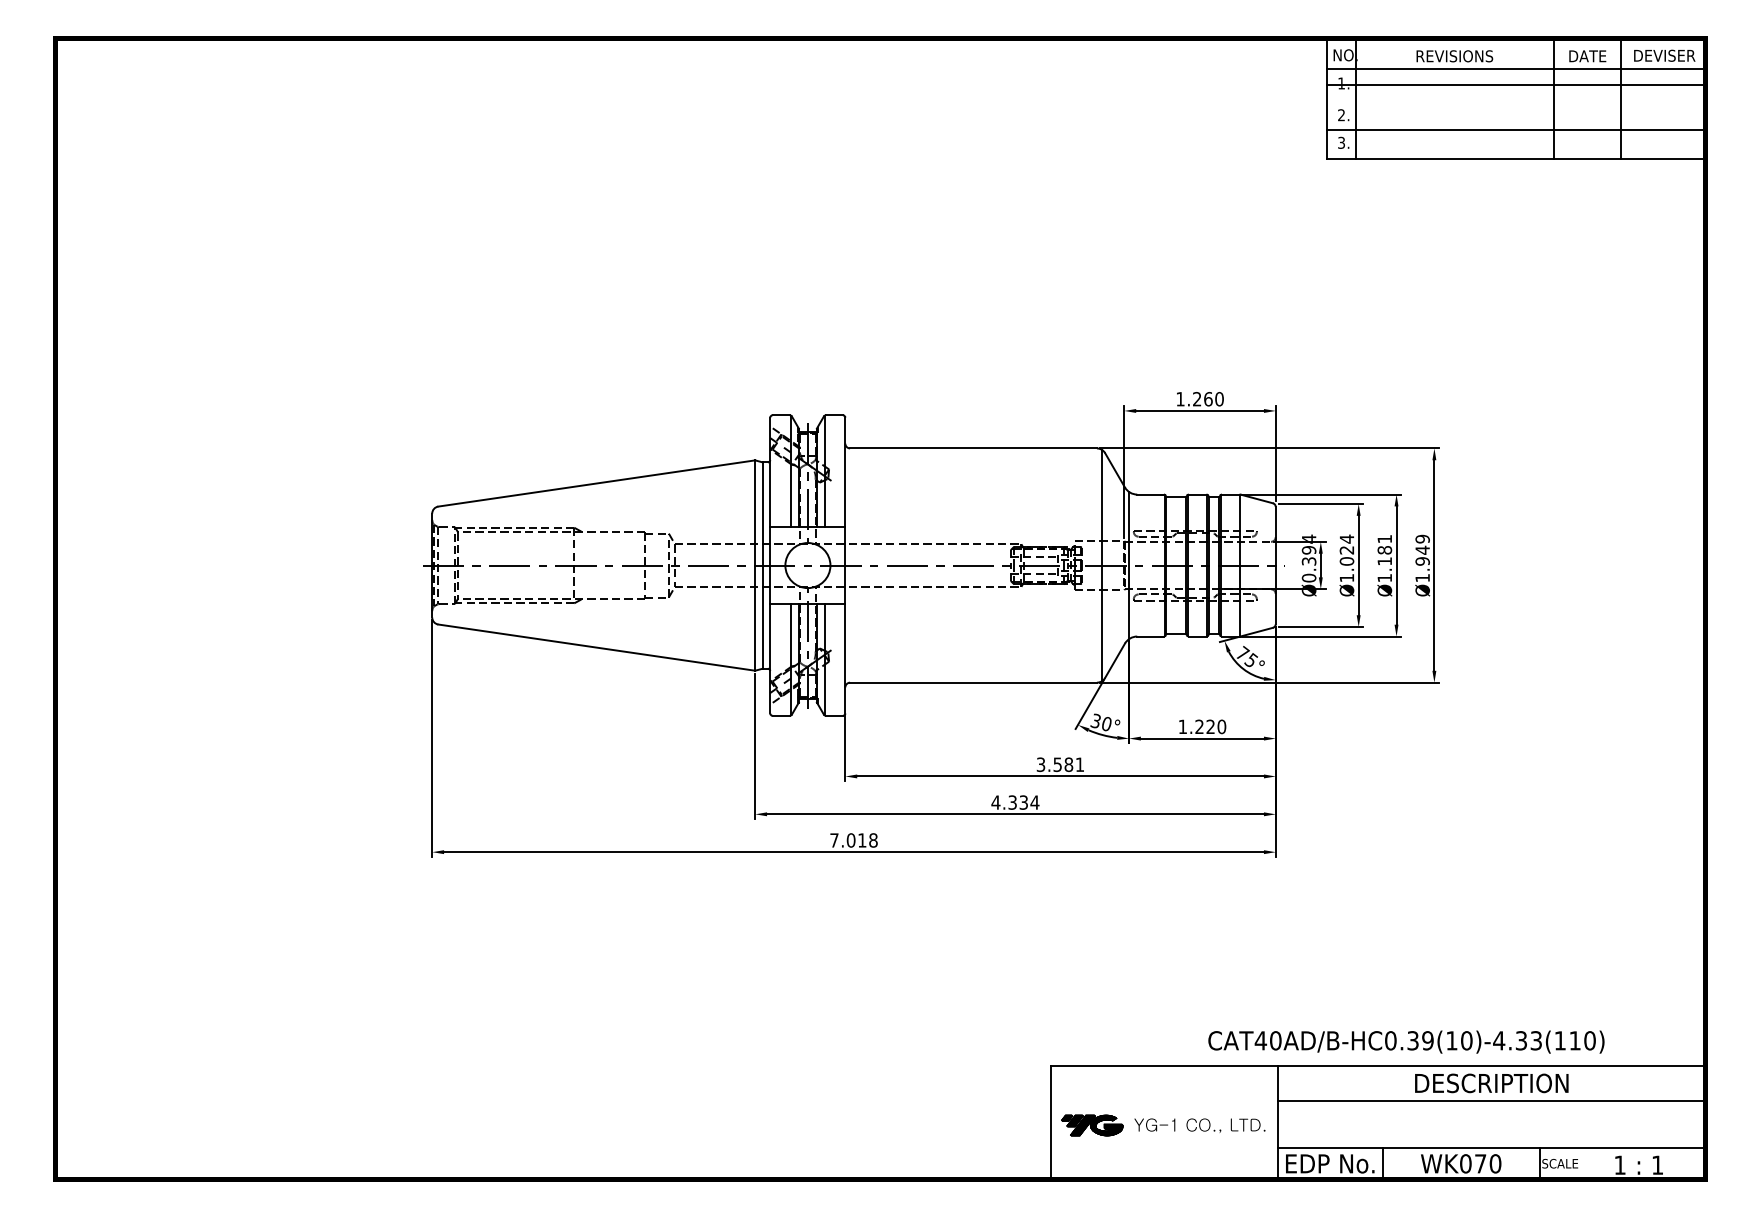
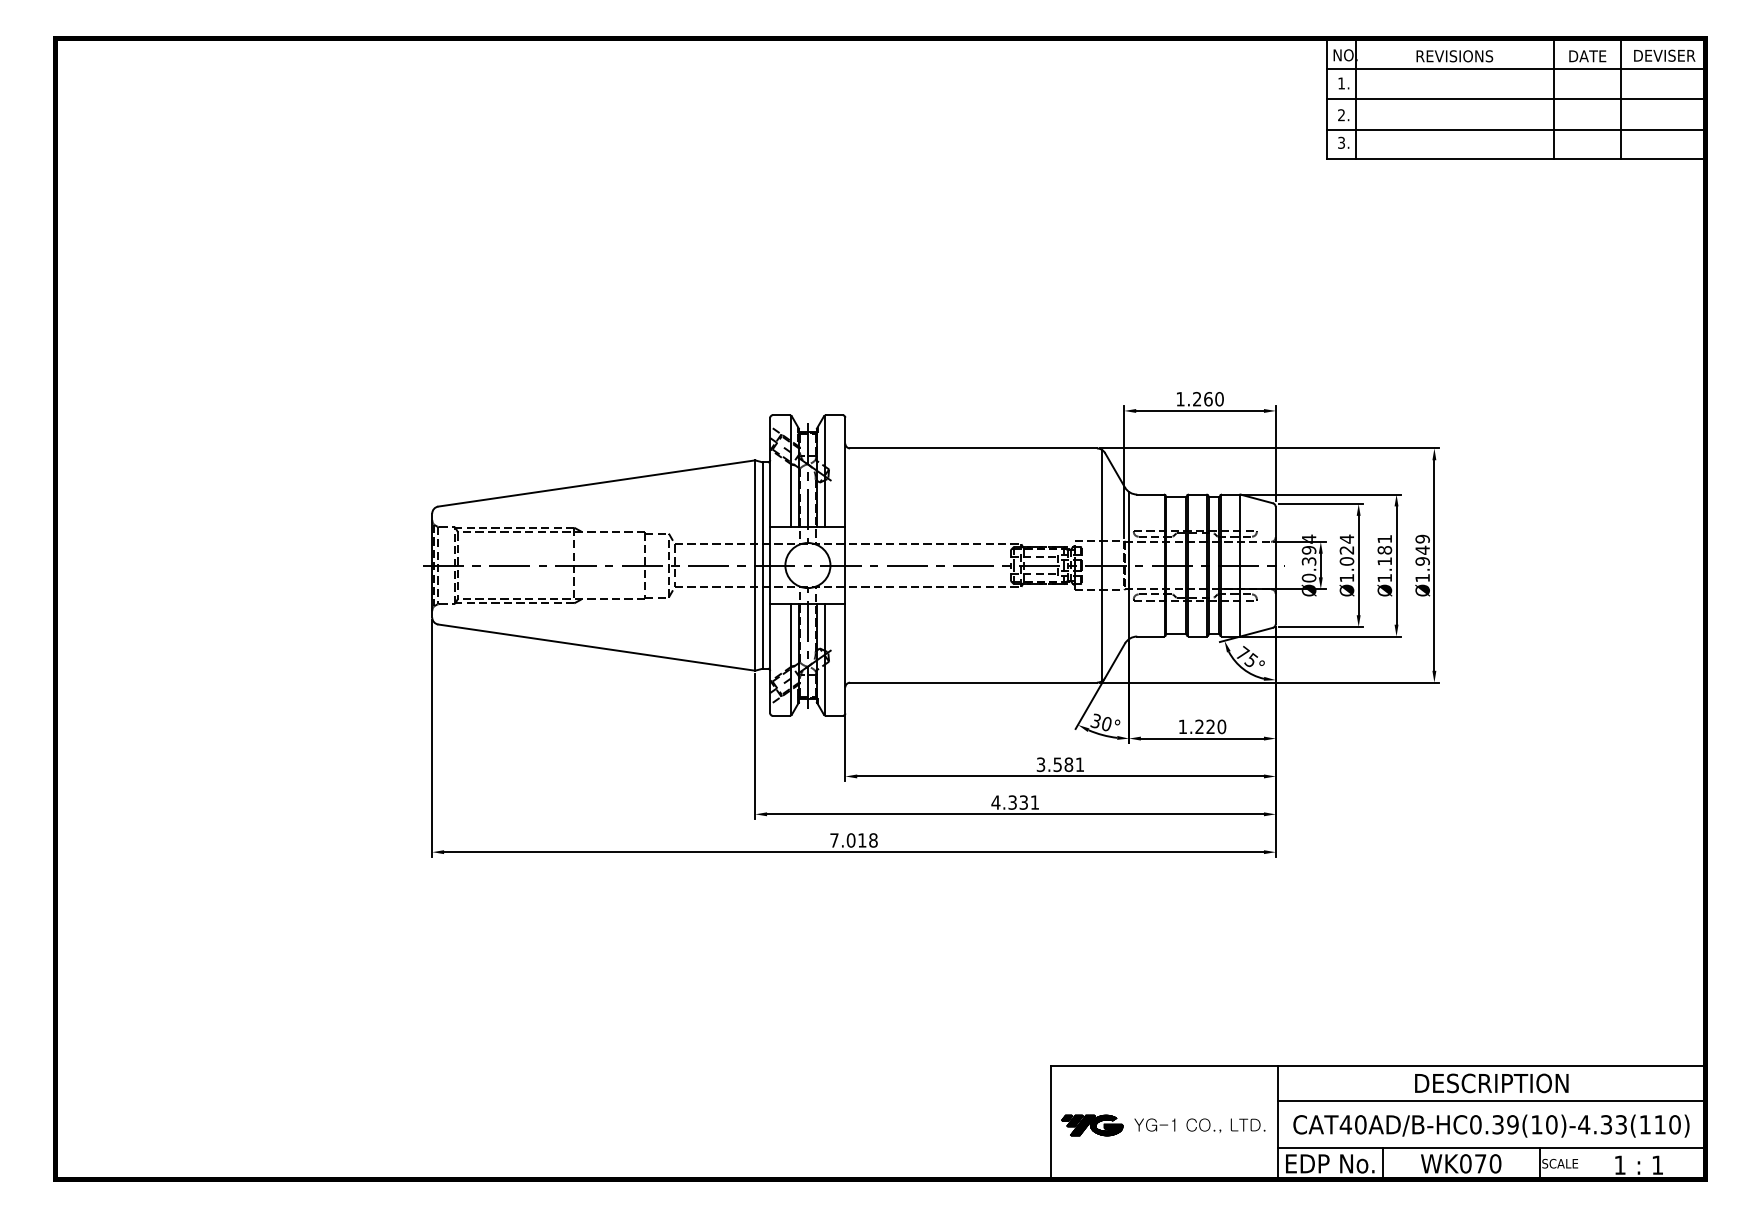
line position: (1516, 85) -> (1516, 99) (1516, 99)
text: 4.334 -> 4.331 (1034, 802)
text position: (1406, 1041) -> (1491, 1125) (1491, 1125)
